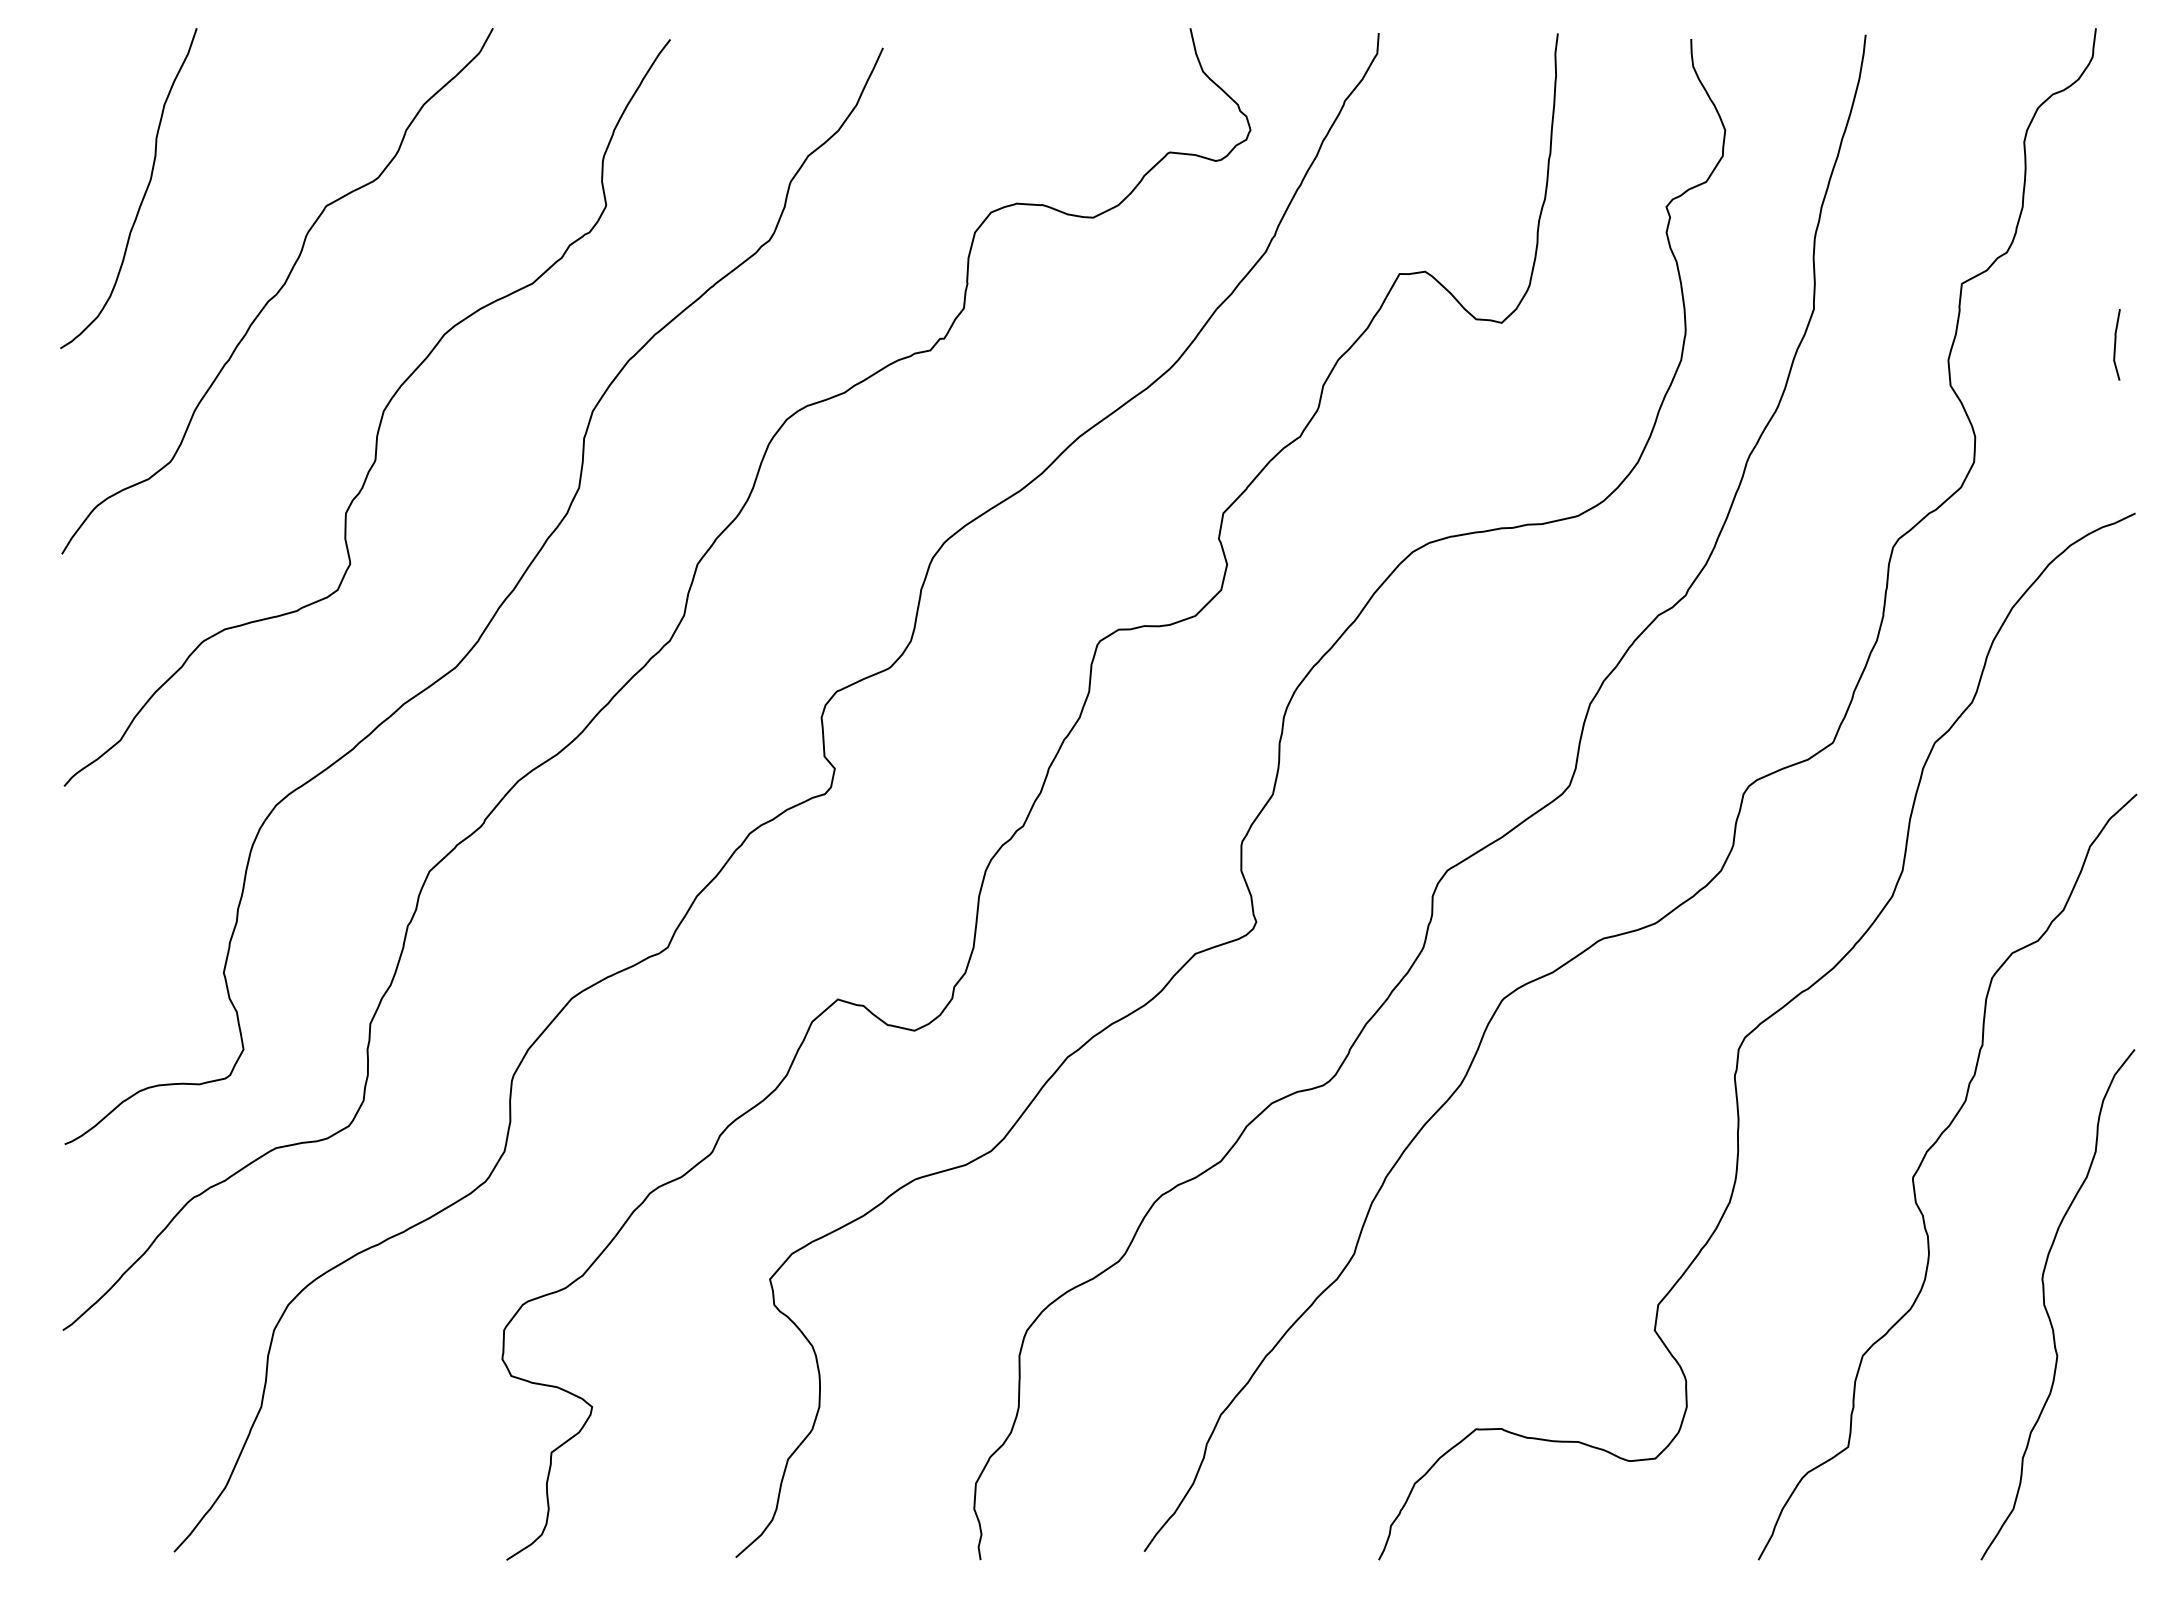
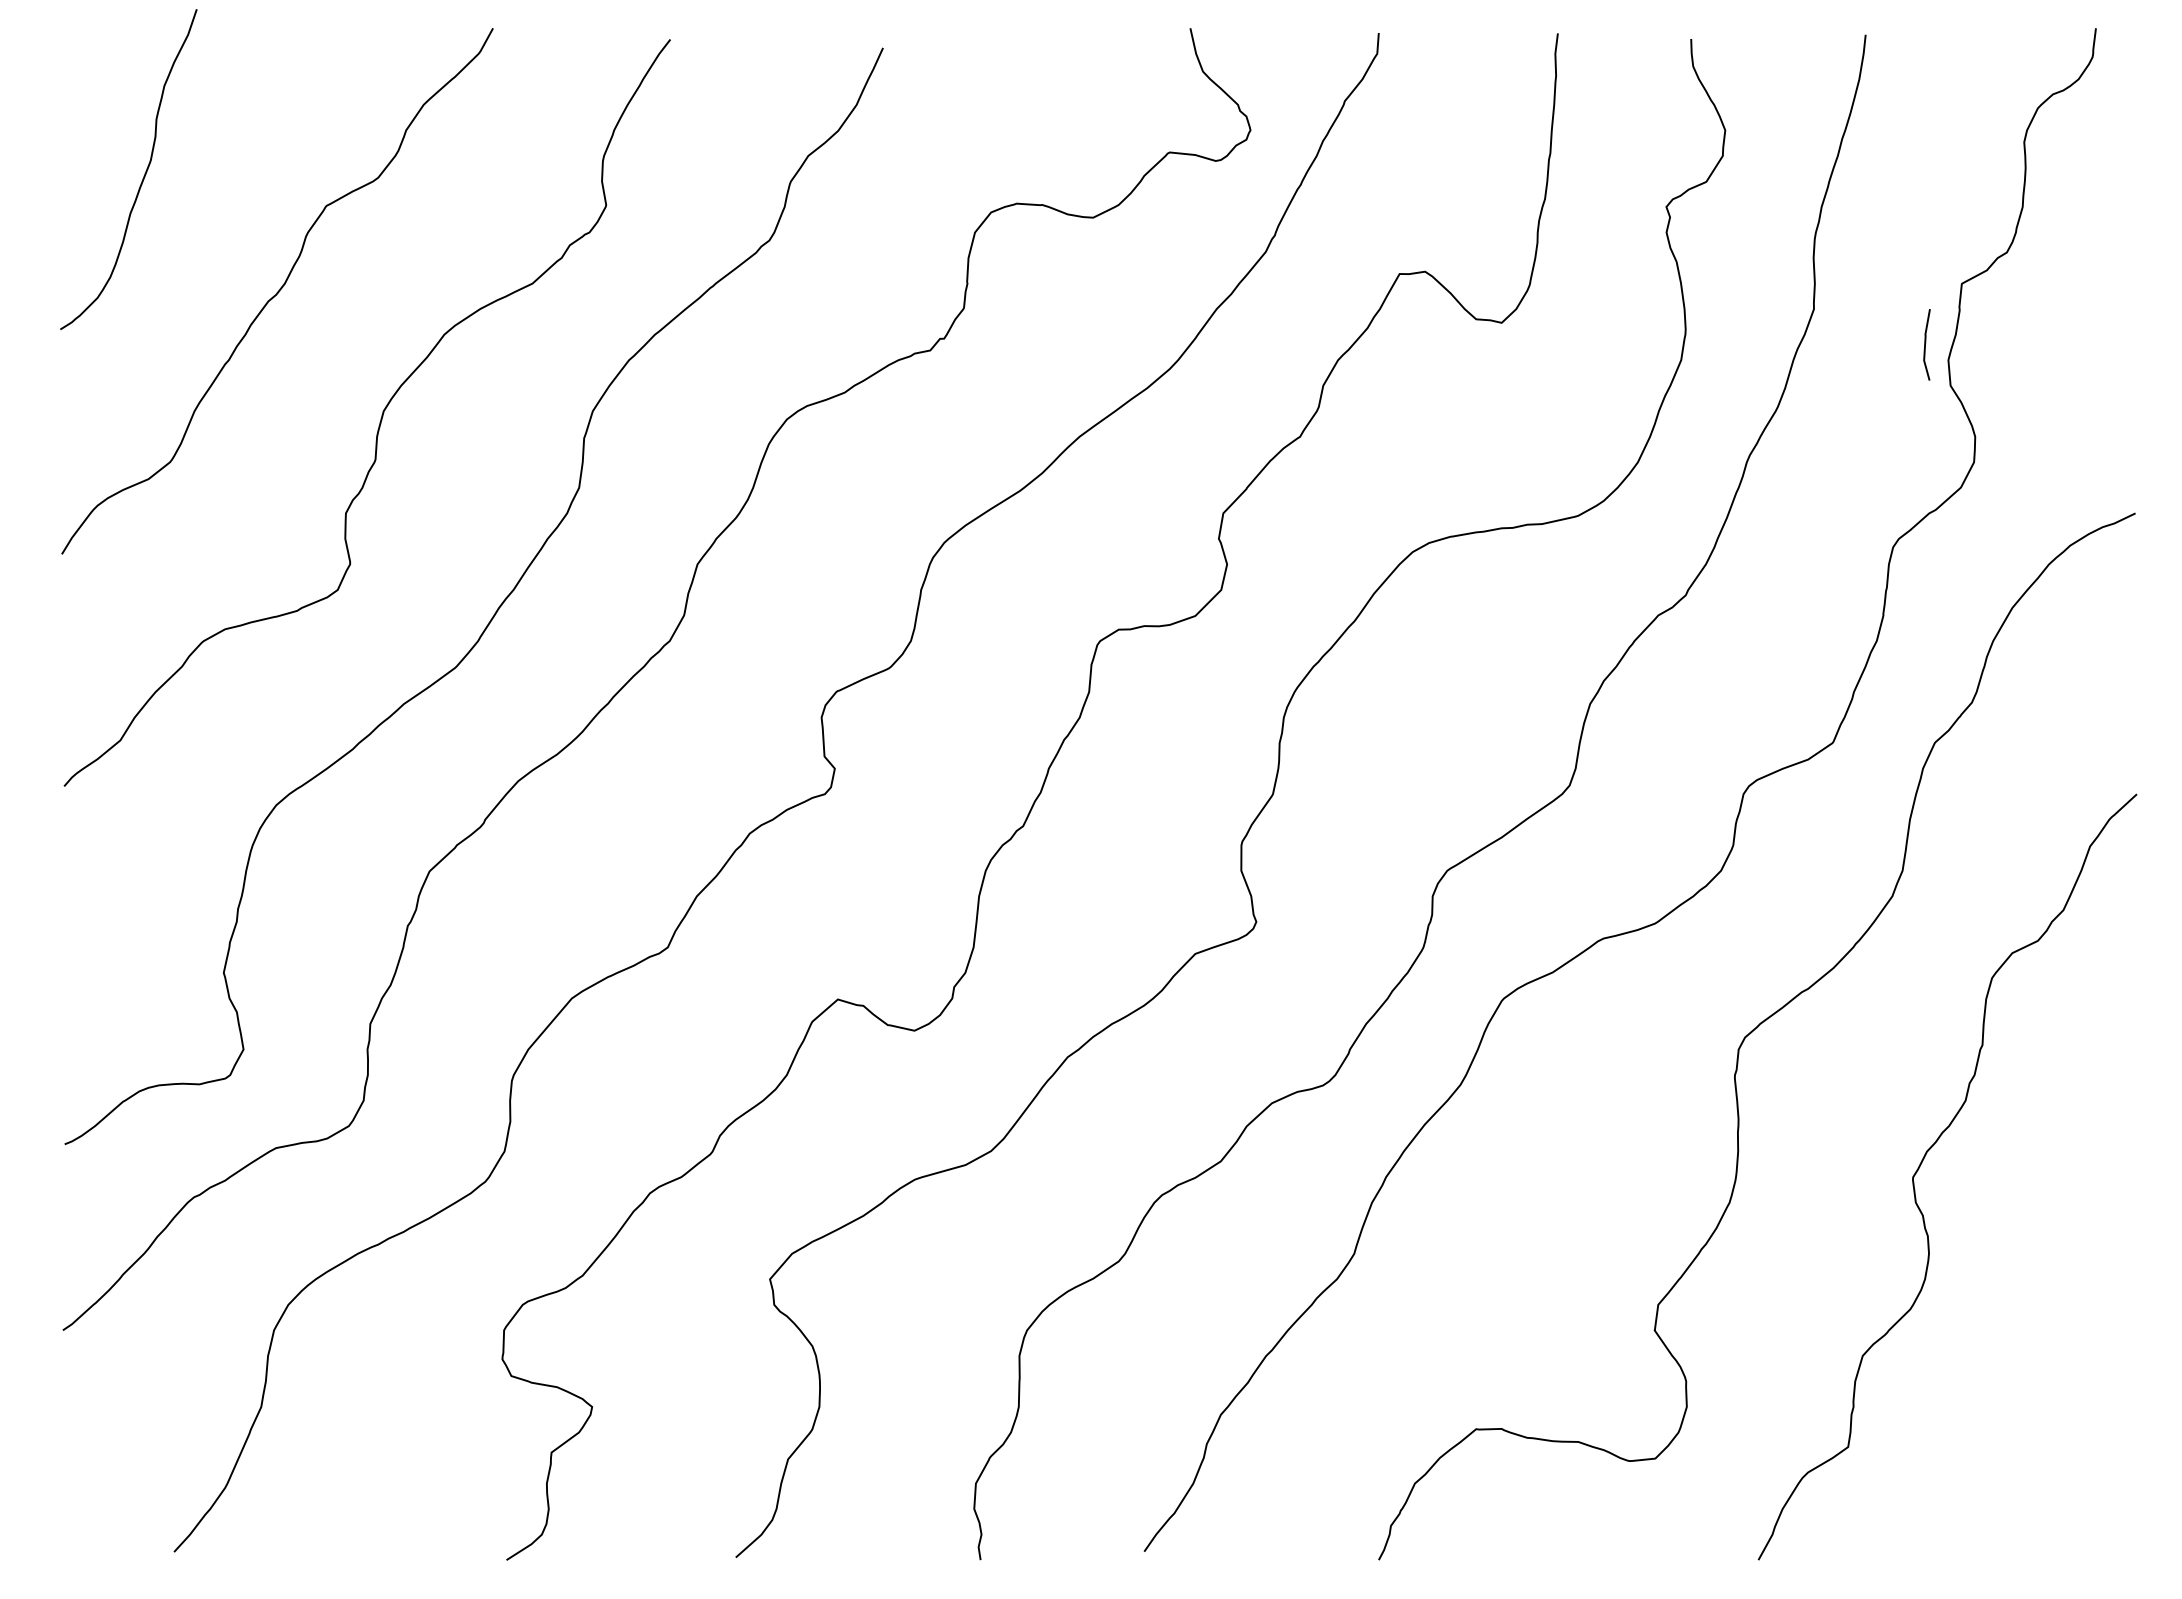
curve position: (144, 192) -> (144, 173) (144, 173)
line position: (2116, 343) -> (1926, 343) (1926, 343)
curve: present -> none (2046, 1307)
